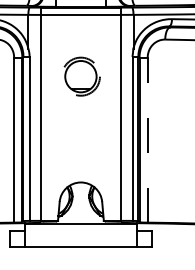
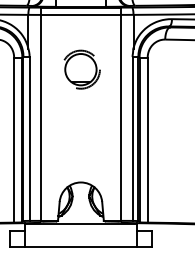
part position: (81, 76) -> (81, 69) (81, 69)
line: dashed -> solid (147, 139)
